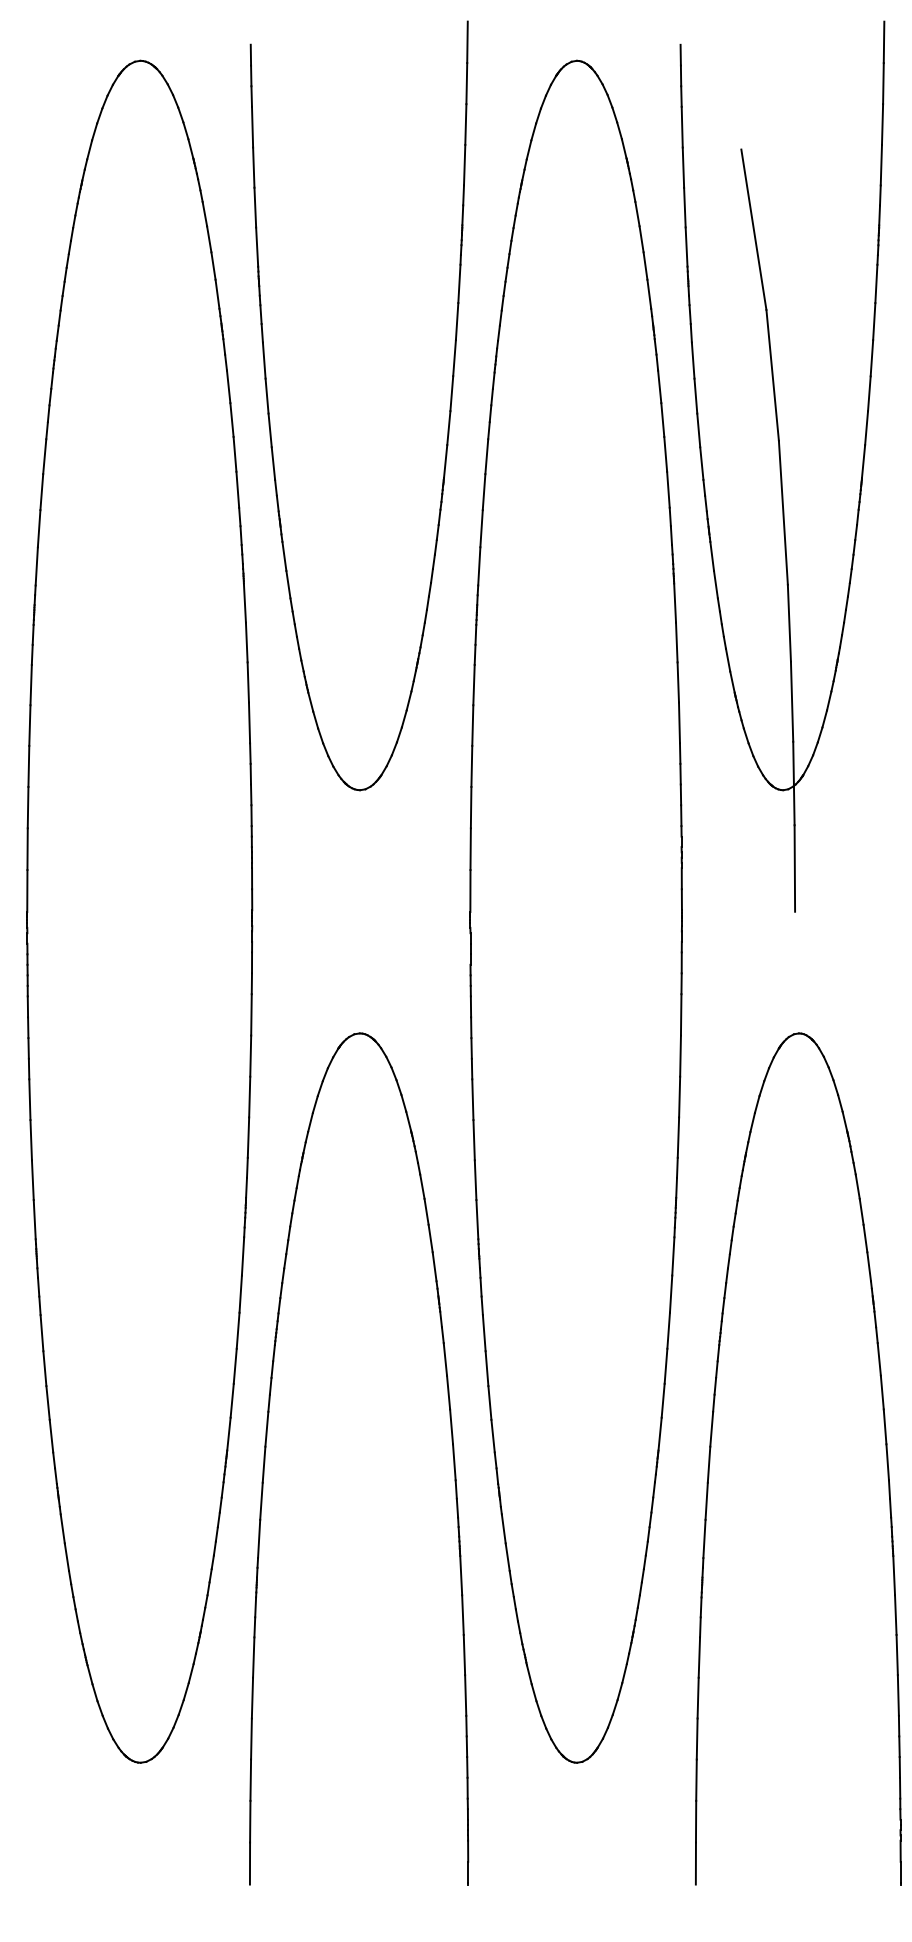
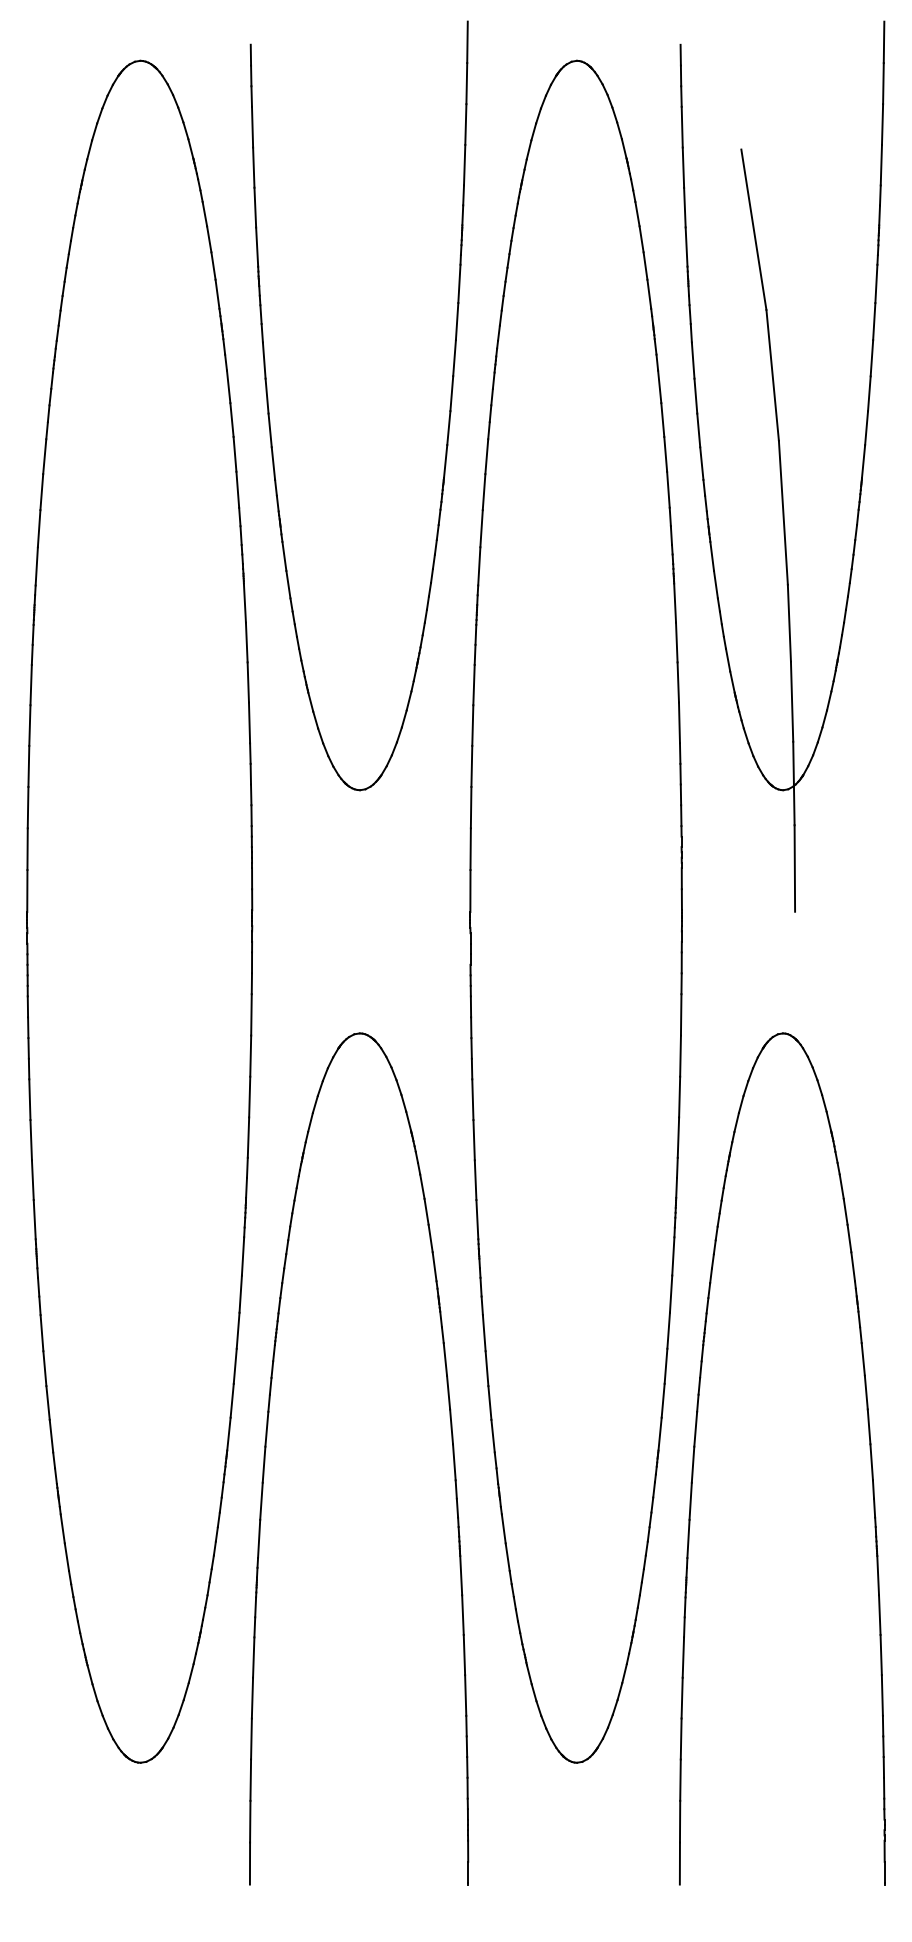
part position: (885, 1449) -> (869, 1449) (869, 1449)
